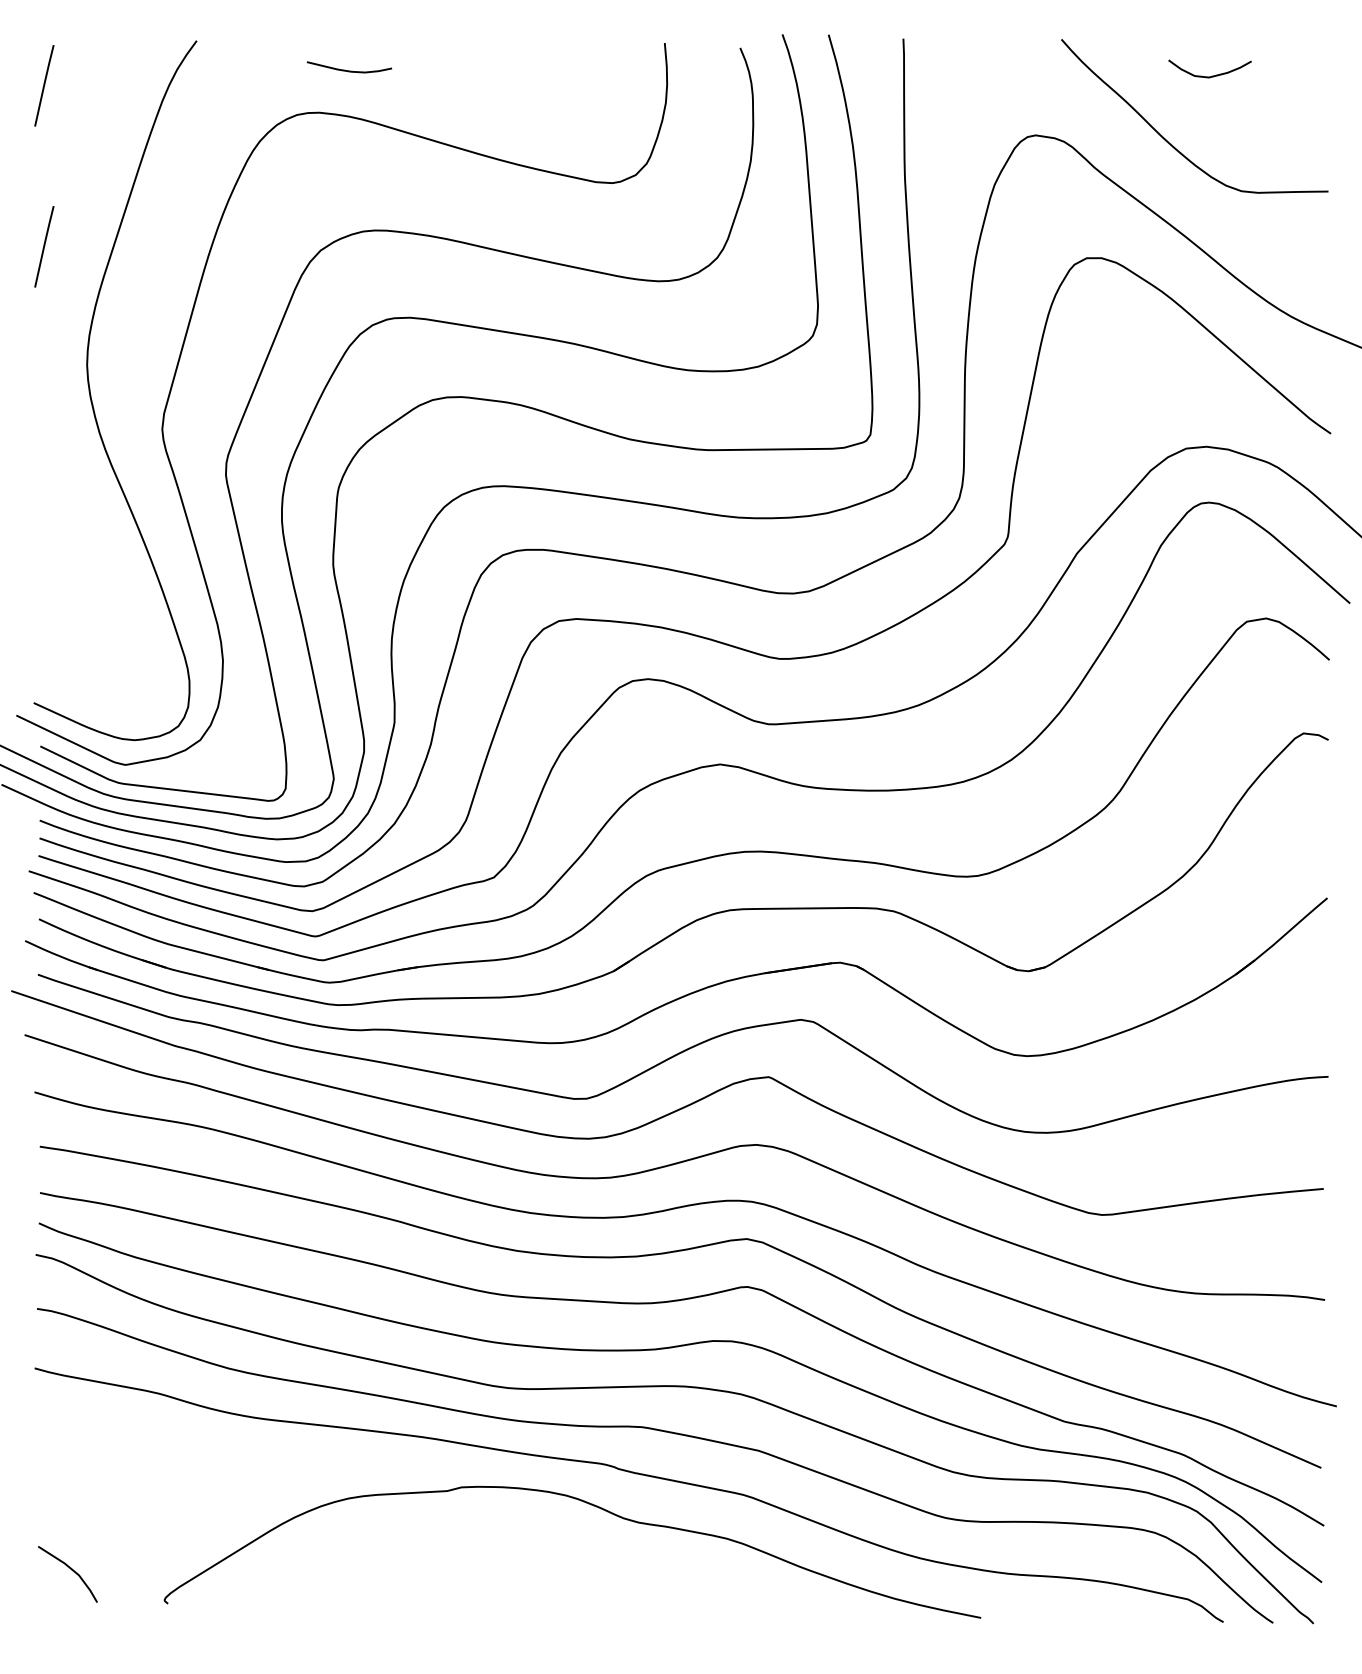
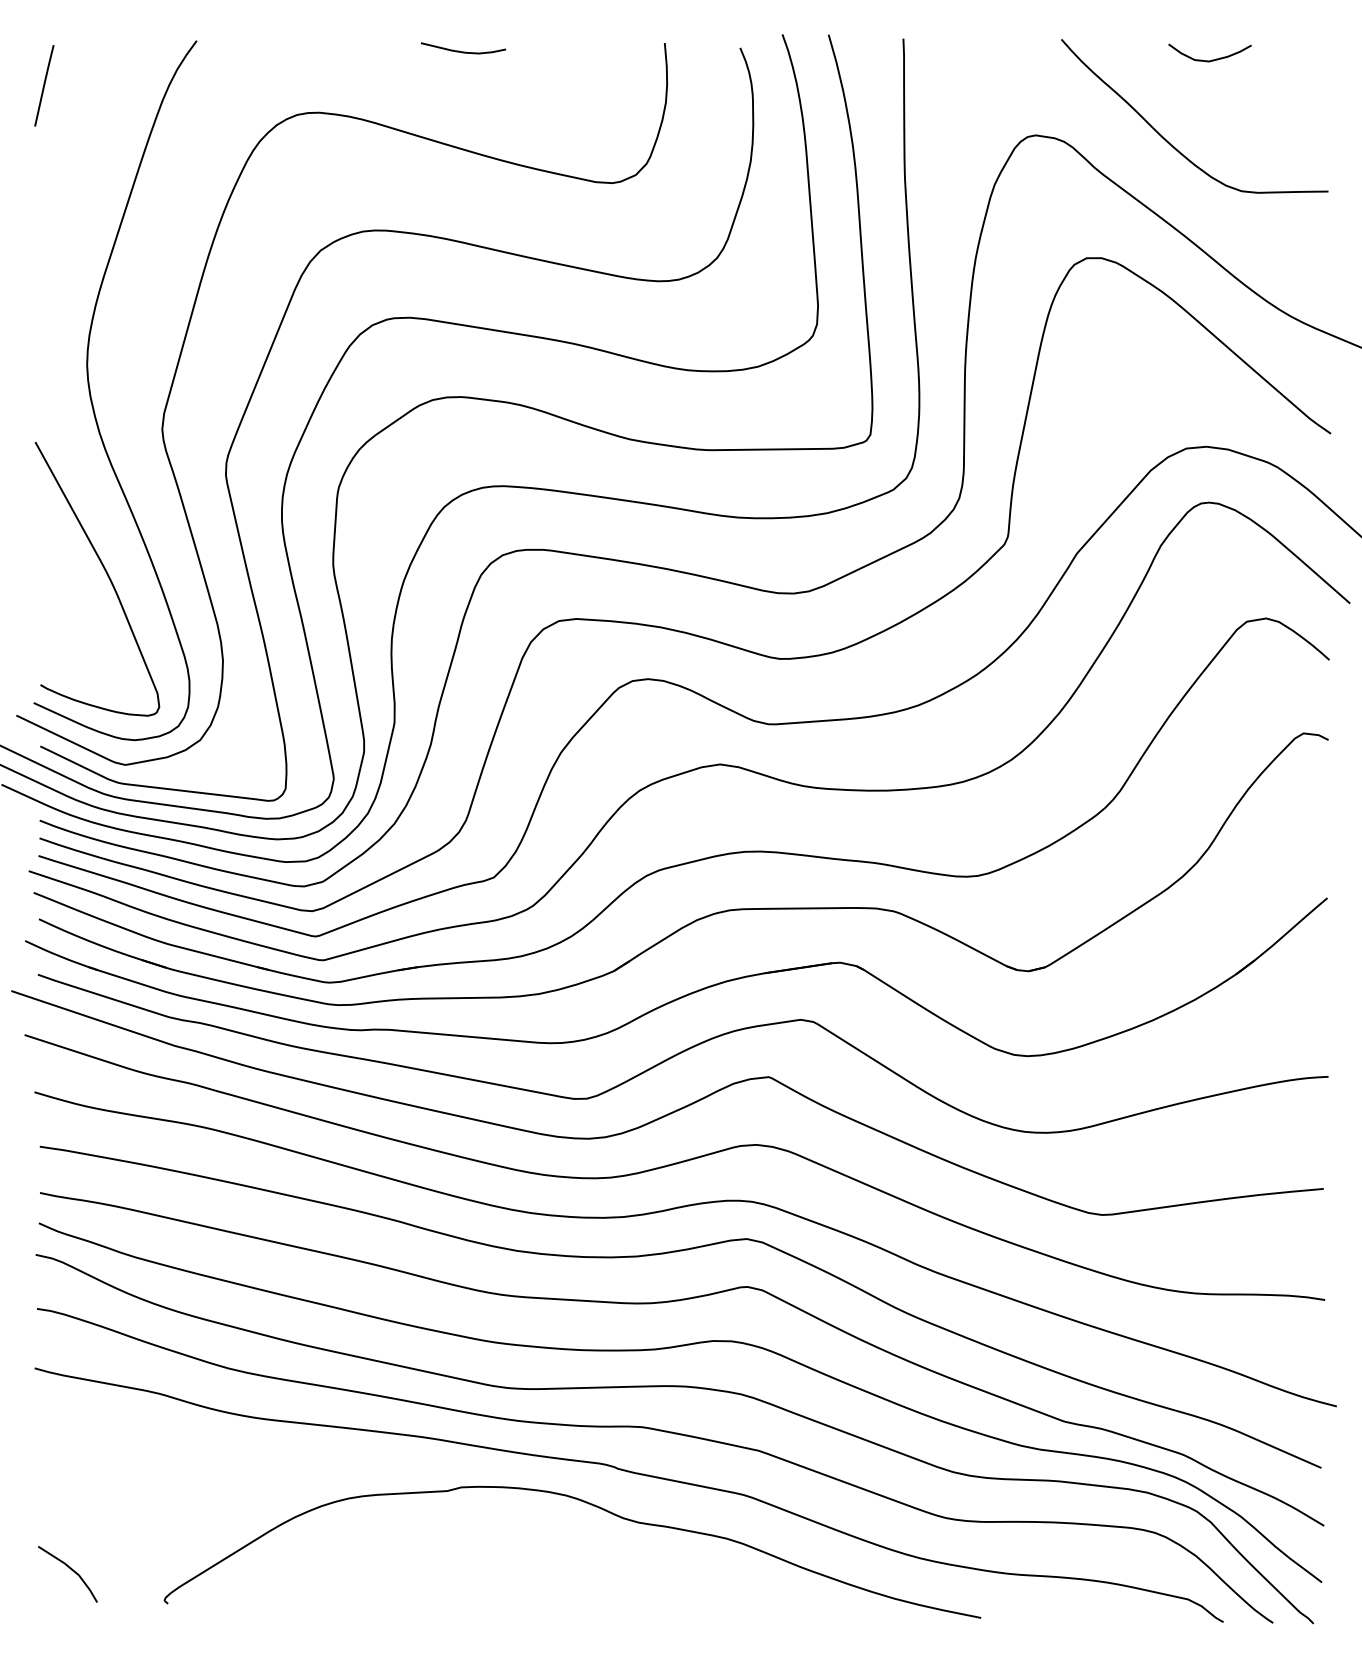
curve position: (348, 70) -> (462, 51) (462, 51)
curve position: (1212, 75) -> (1212, 59) (1212, 59)
line: present -> none (44, 246)
curve: none -> present (106, 574)
